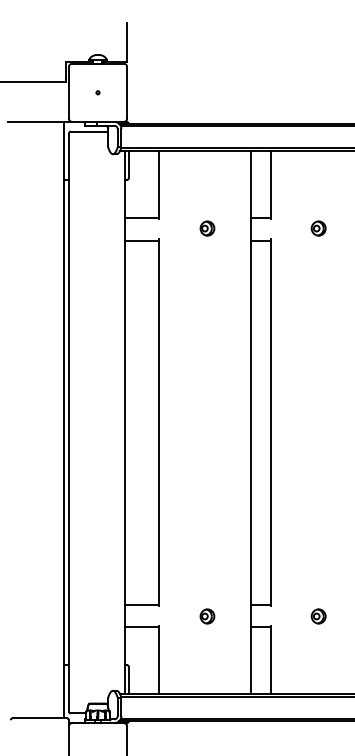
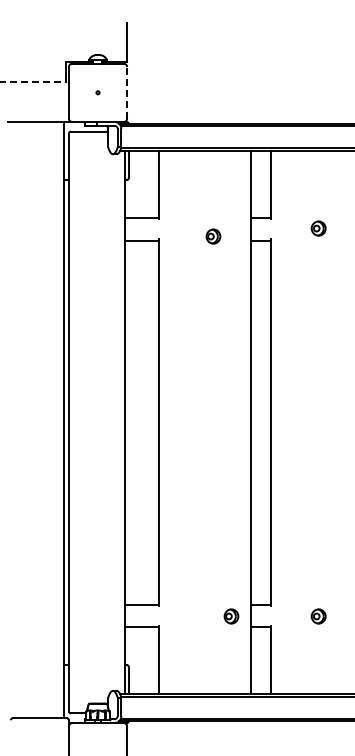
line: solid -> dashed (33, 81)
line: solid -> dashed (127, 92)
part position: (207, 228) -> (213, 236) (213, 236)
part position: (207, 616) -> (231, 616) (231, 616)
